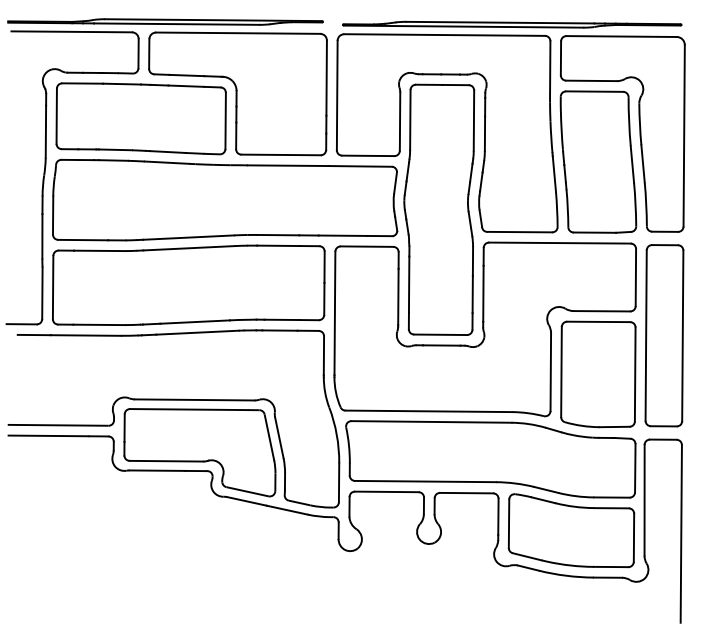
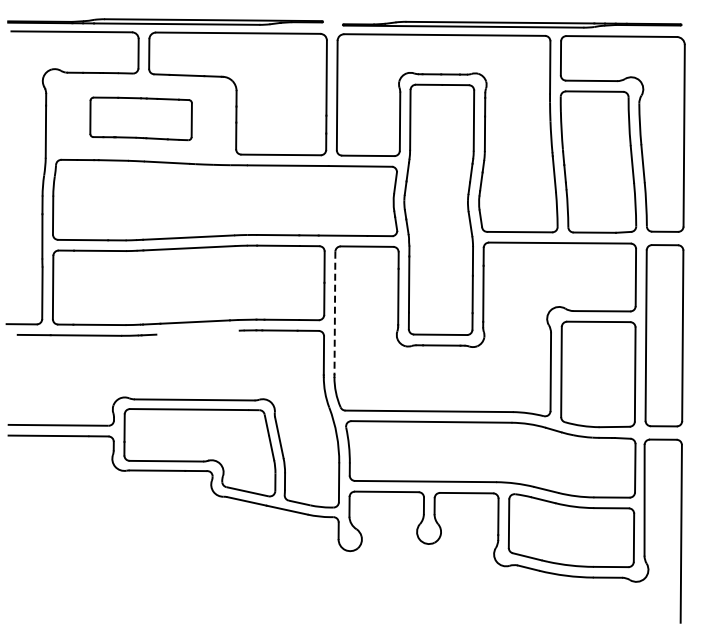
part size: 172x74 px -> 104x46 px (140, 118)
line: solid -> dashed (334, 313)
line: present -> none (197, 332)
